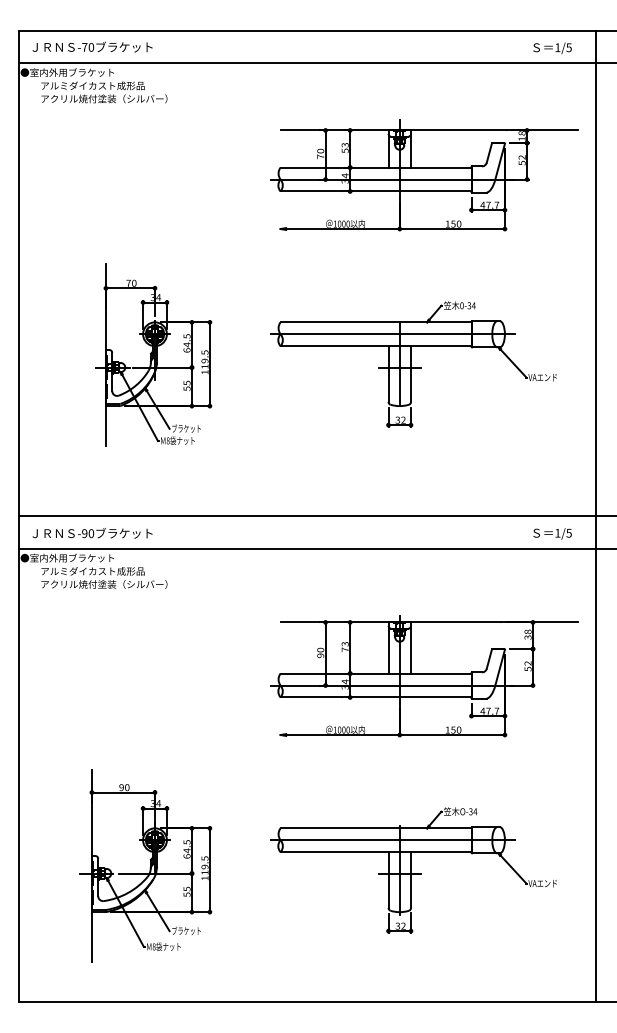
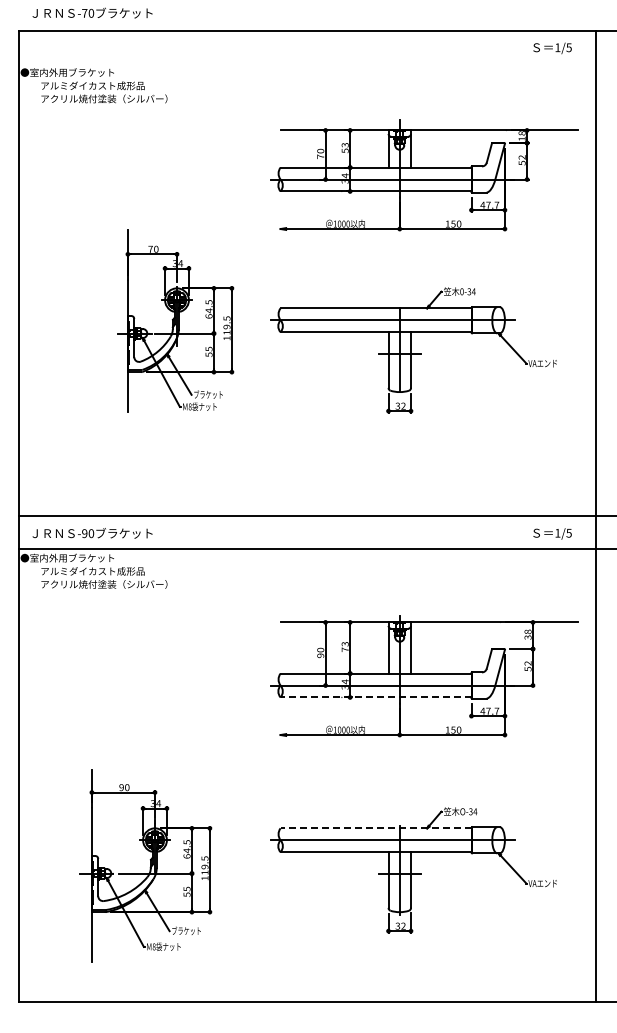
text position: (92, 46) -> (92, 12) (92, 12)
line: present -> none (316, 63)
part position: (153, 354) -> (175, 320) (175, 320)
part position: (413, 364) -> (413, 350) (413, 350)
line: solid -> dashed (375, 697)
line: solid -> dashed (375, 828)
